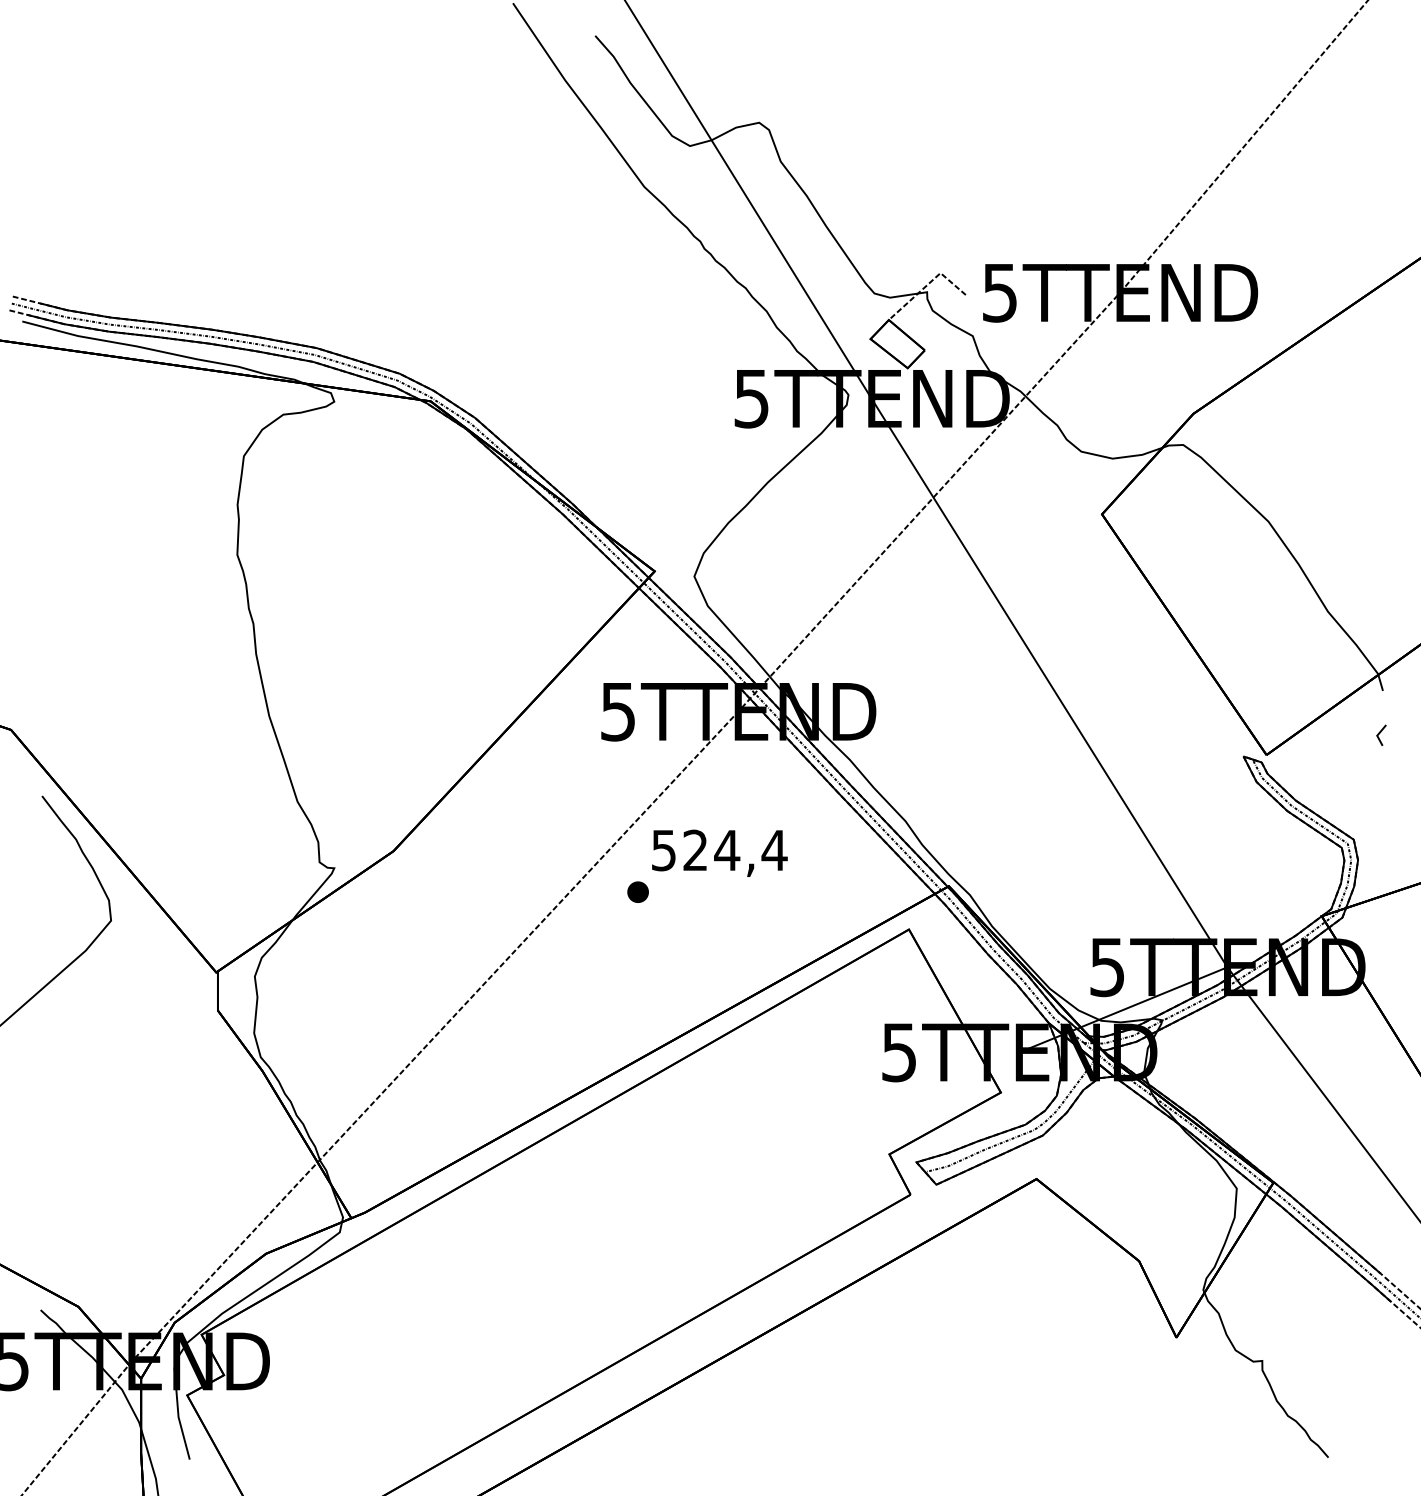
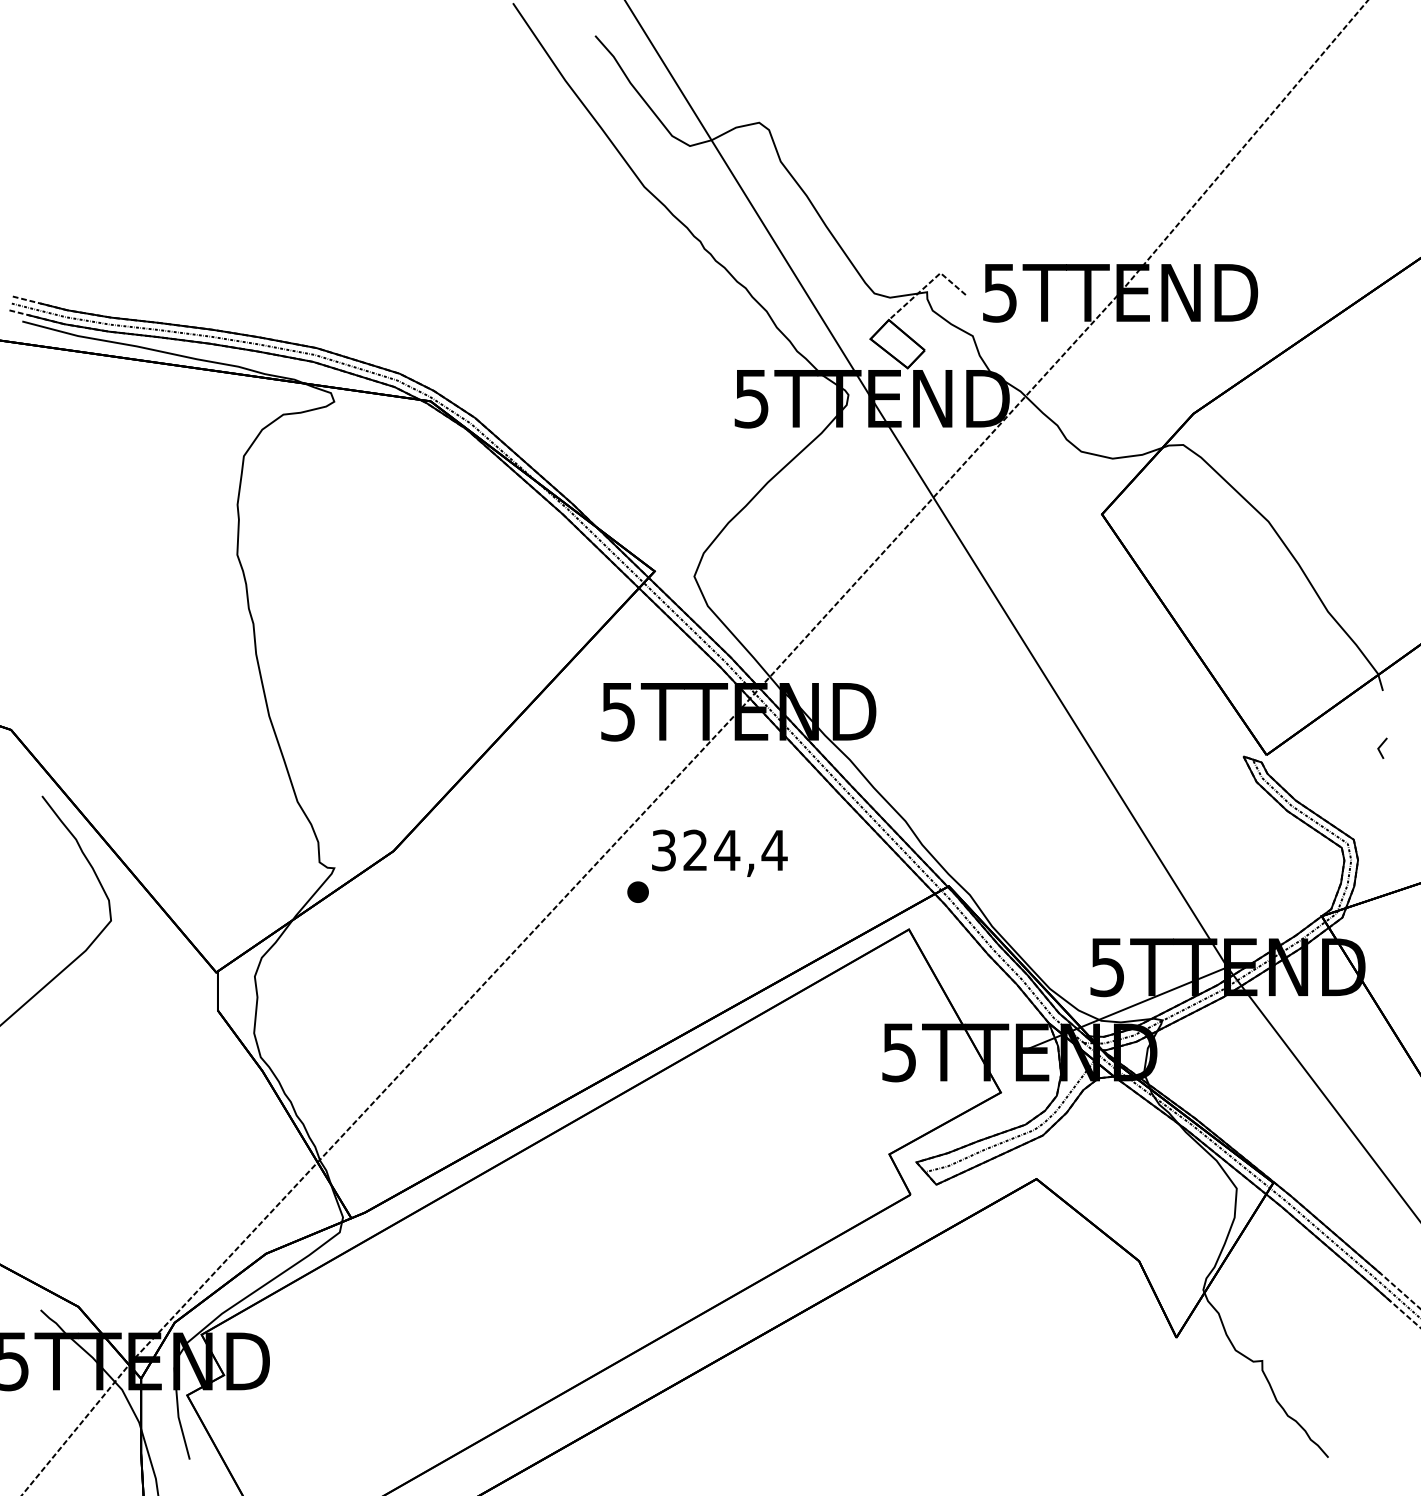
line position: (1380, 733) -> (1381, 746) (1381, 746)
text: 524,4 -> 324,4 (663, 849)
